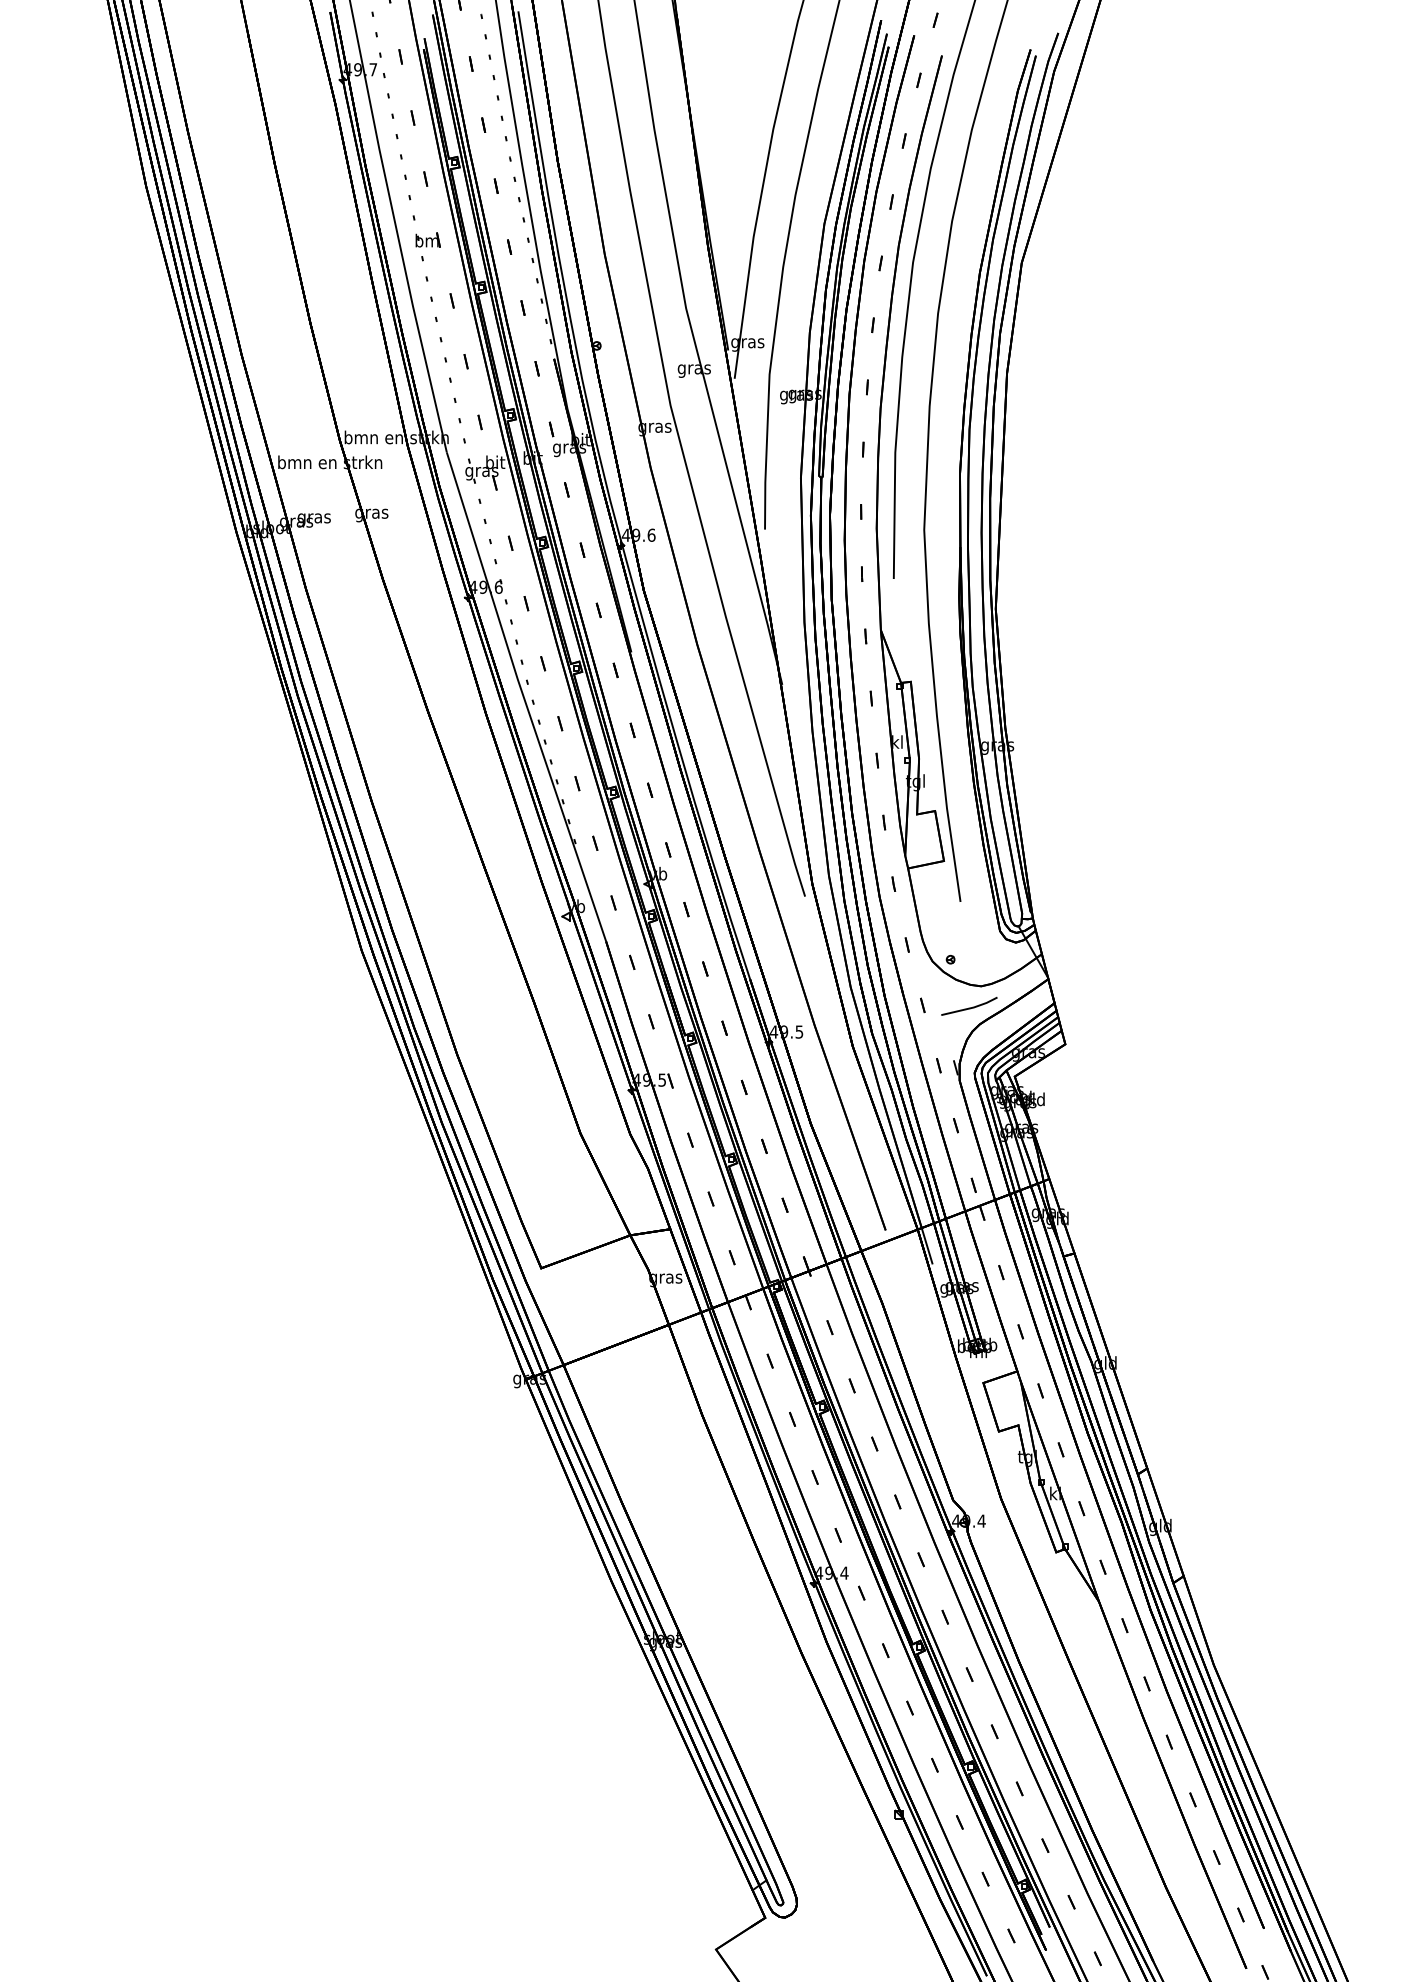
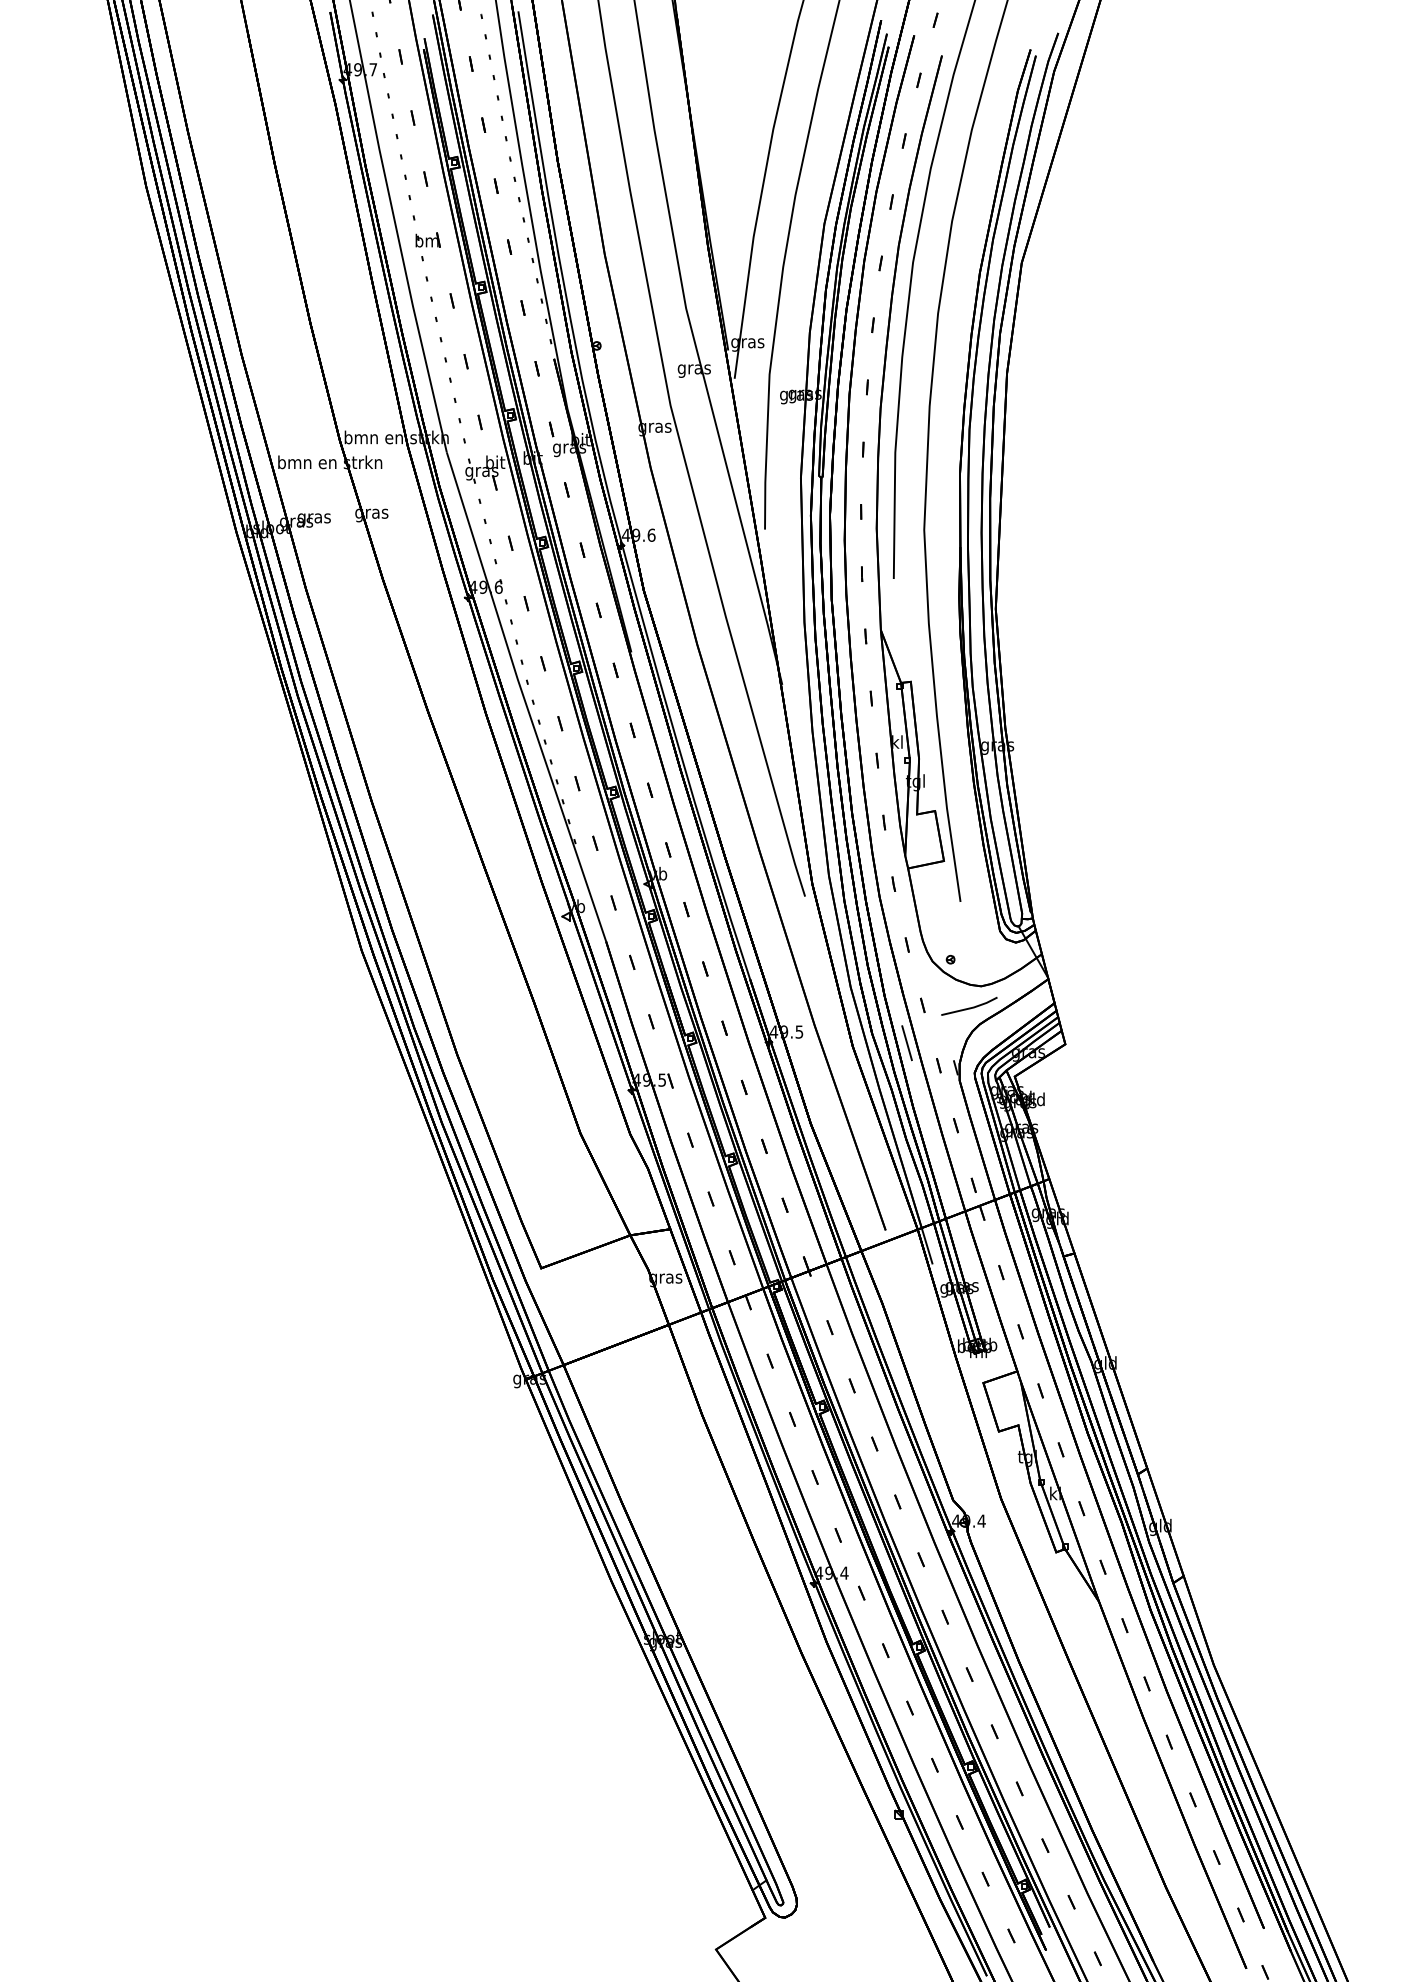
line: none -> present (906, 1043)
